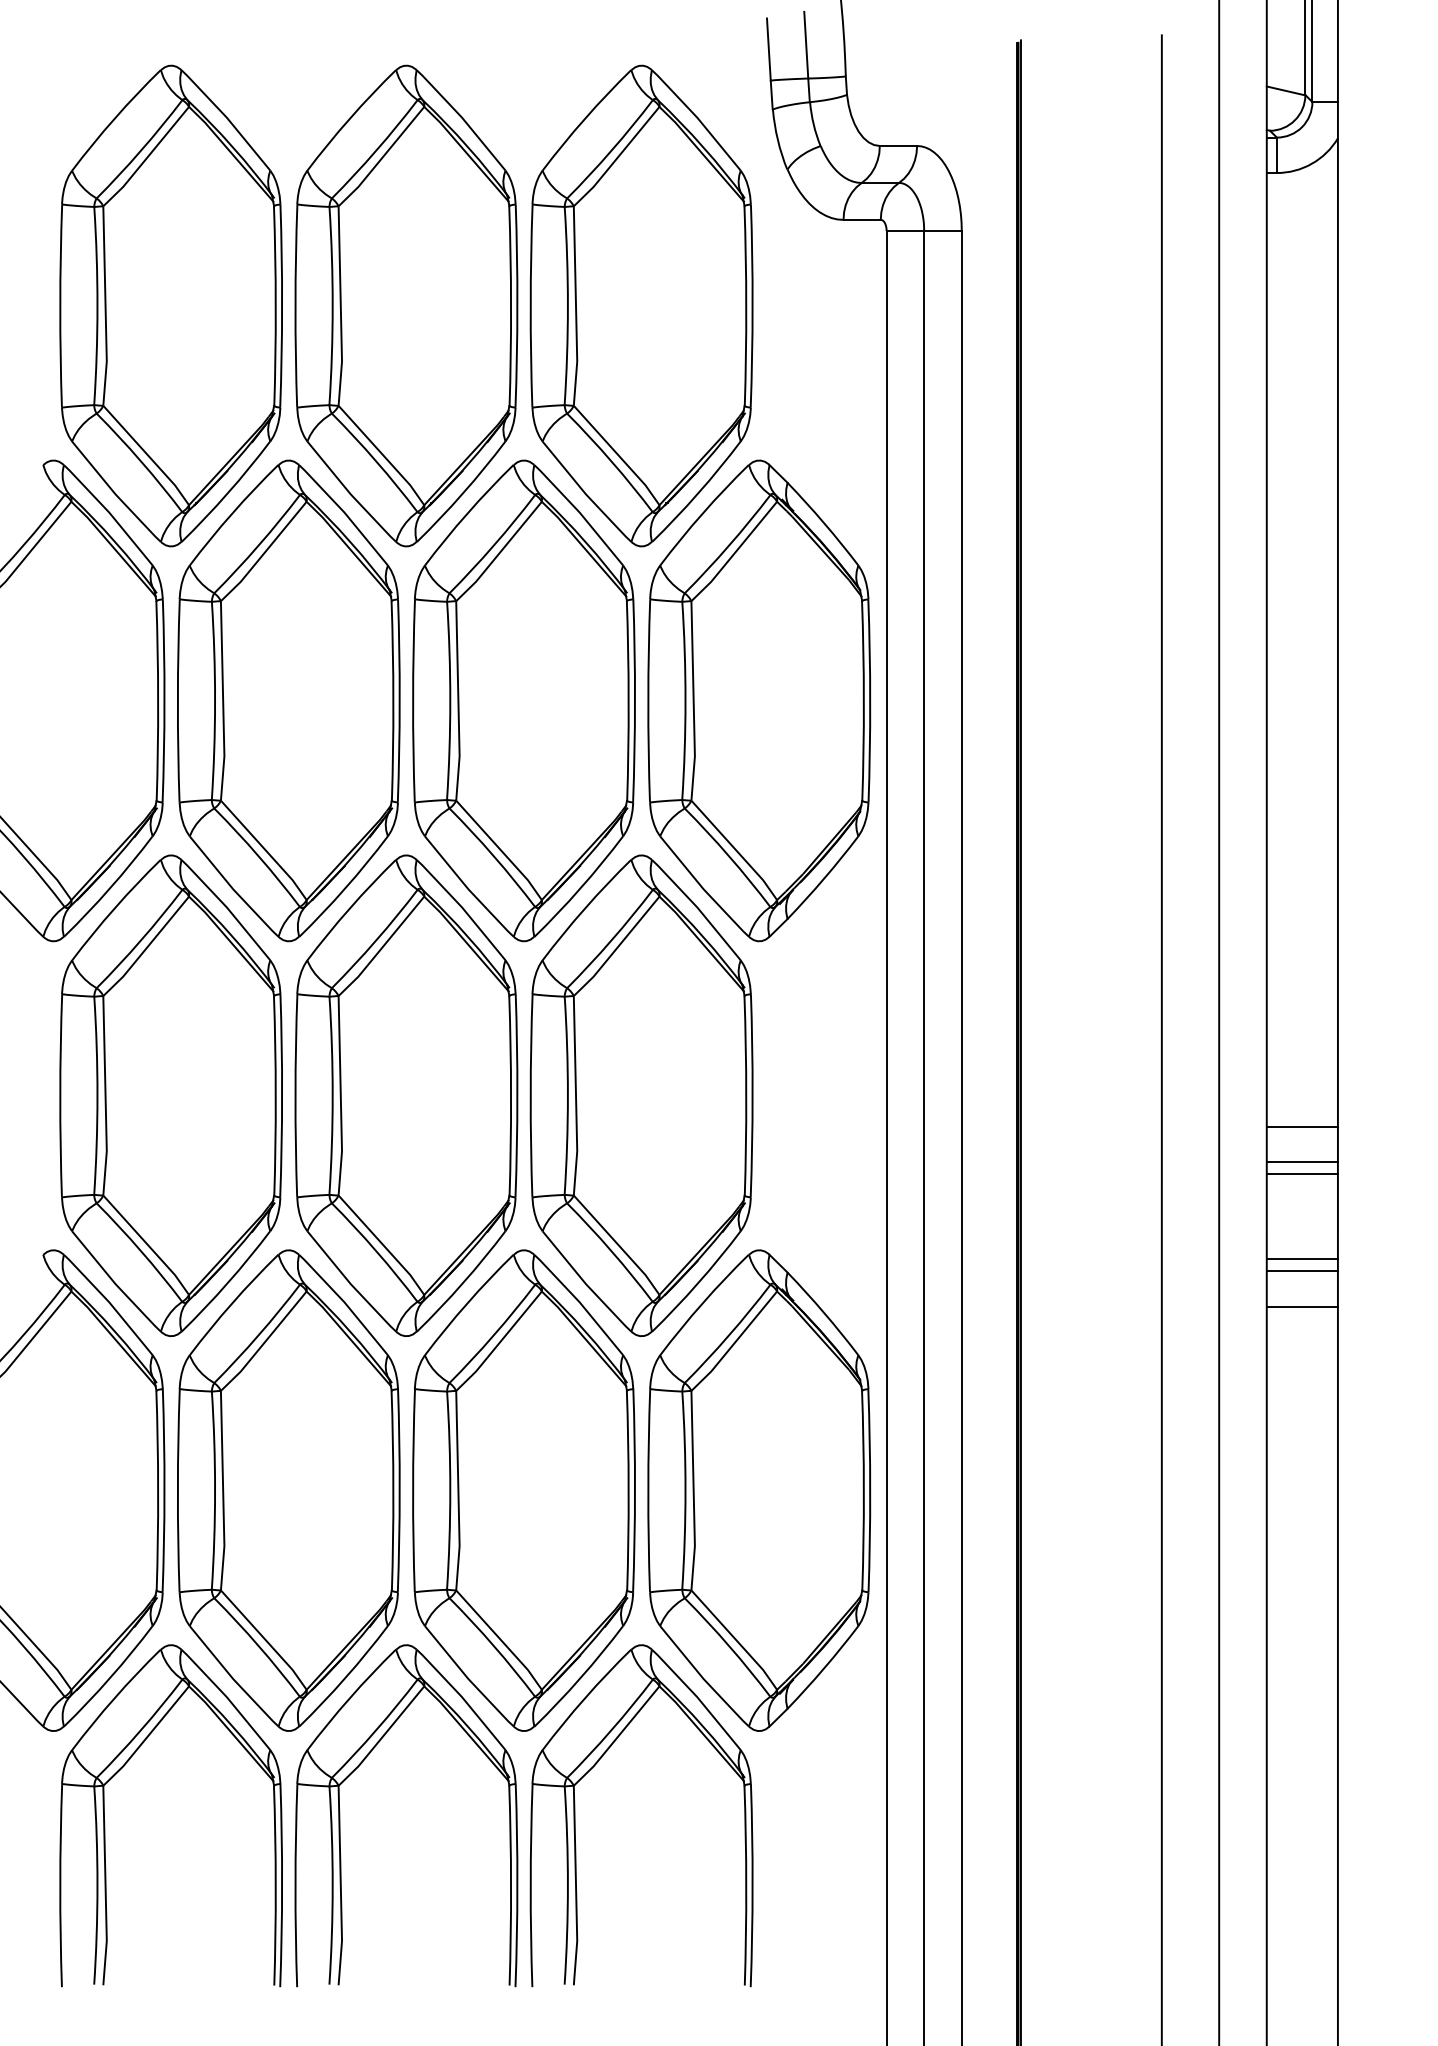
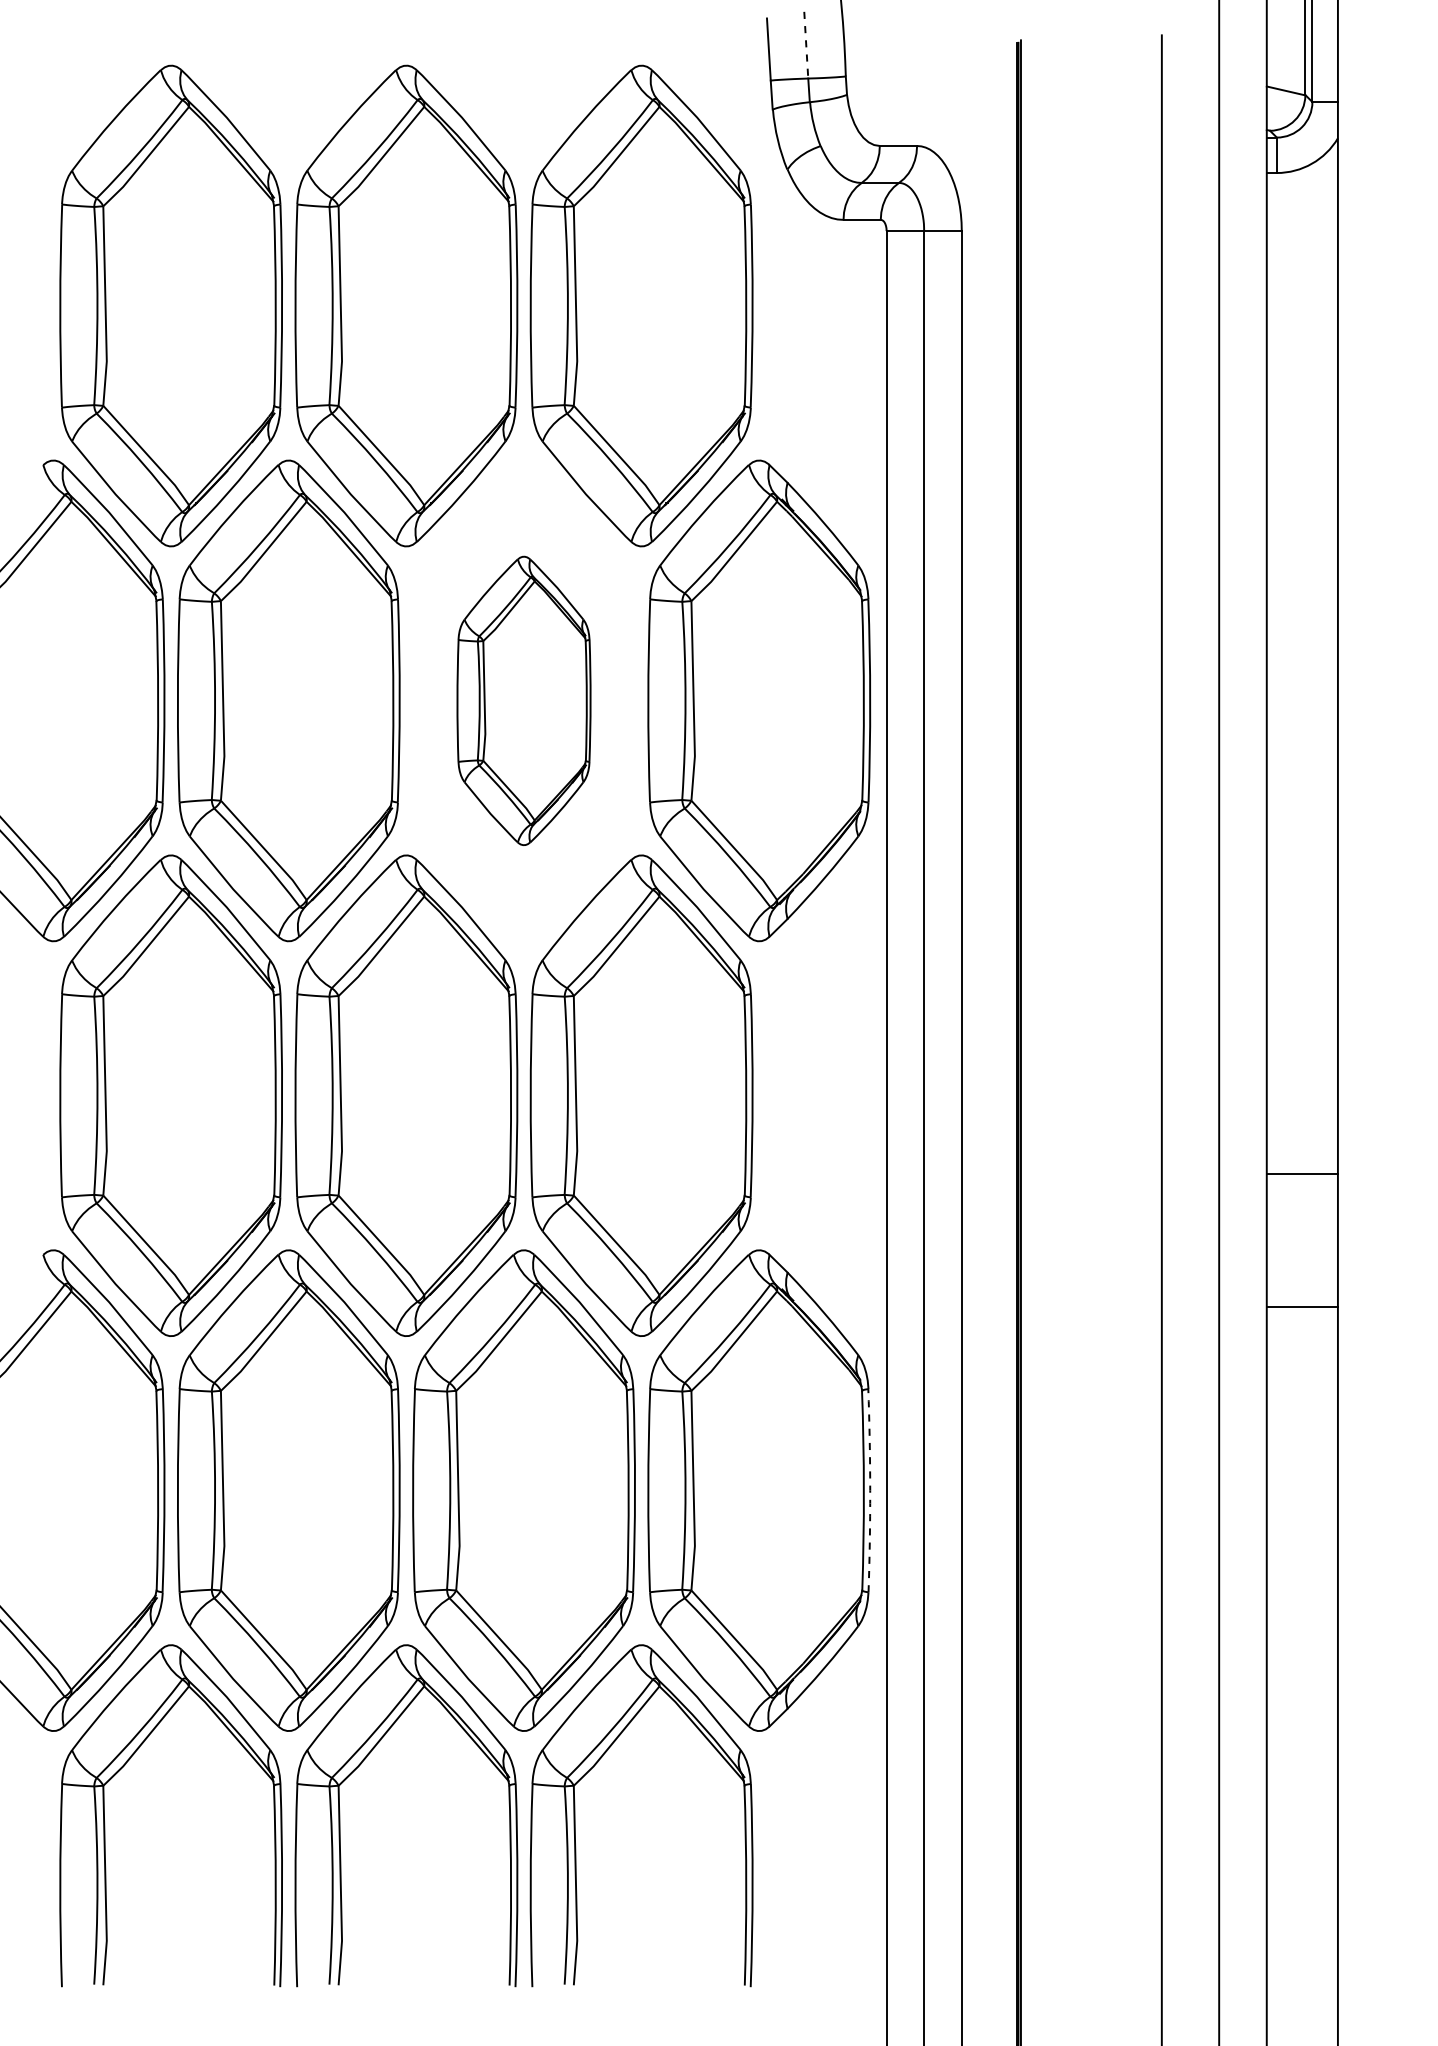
line: solid -> dashed (806, 45)
part size: 224x484 px -> 136x291 px (523, 700)
line: present -> none (1301, 1126)
line: present -> none (1301, 1162)
line: present -> none (1301, 1259)
line: present -> none (1301, 1271)
arc: solid -> dashed (870, 1490)
